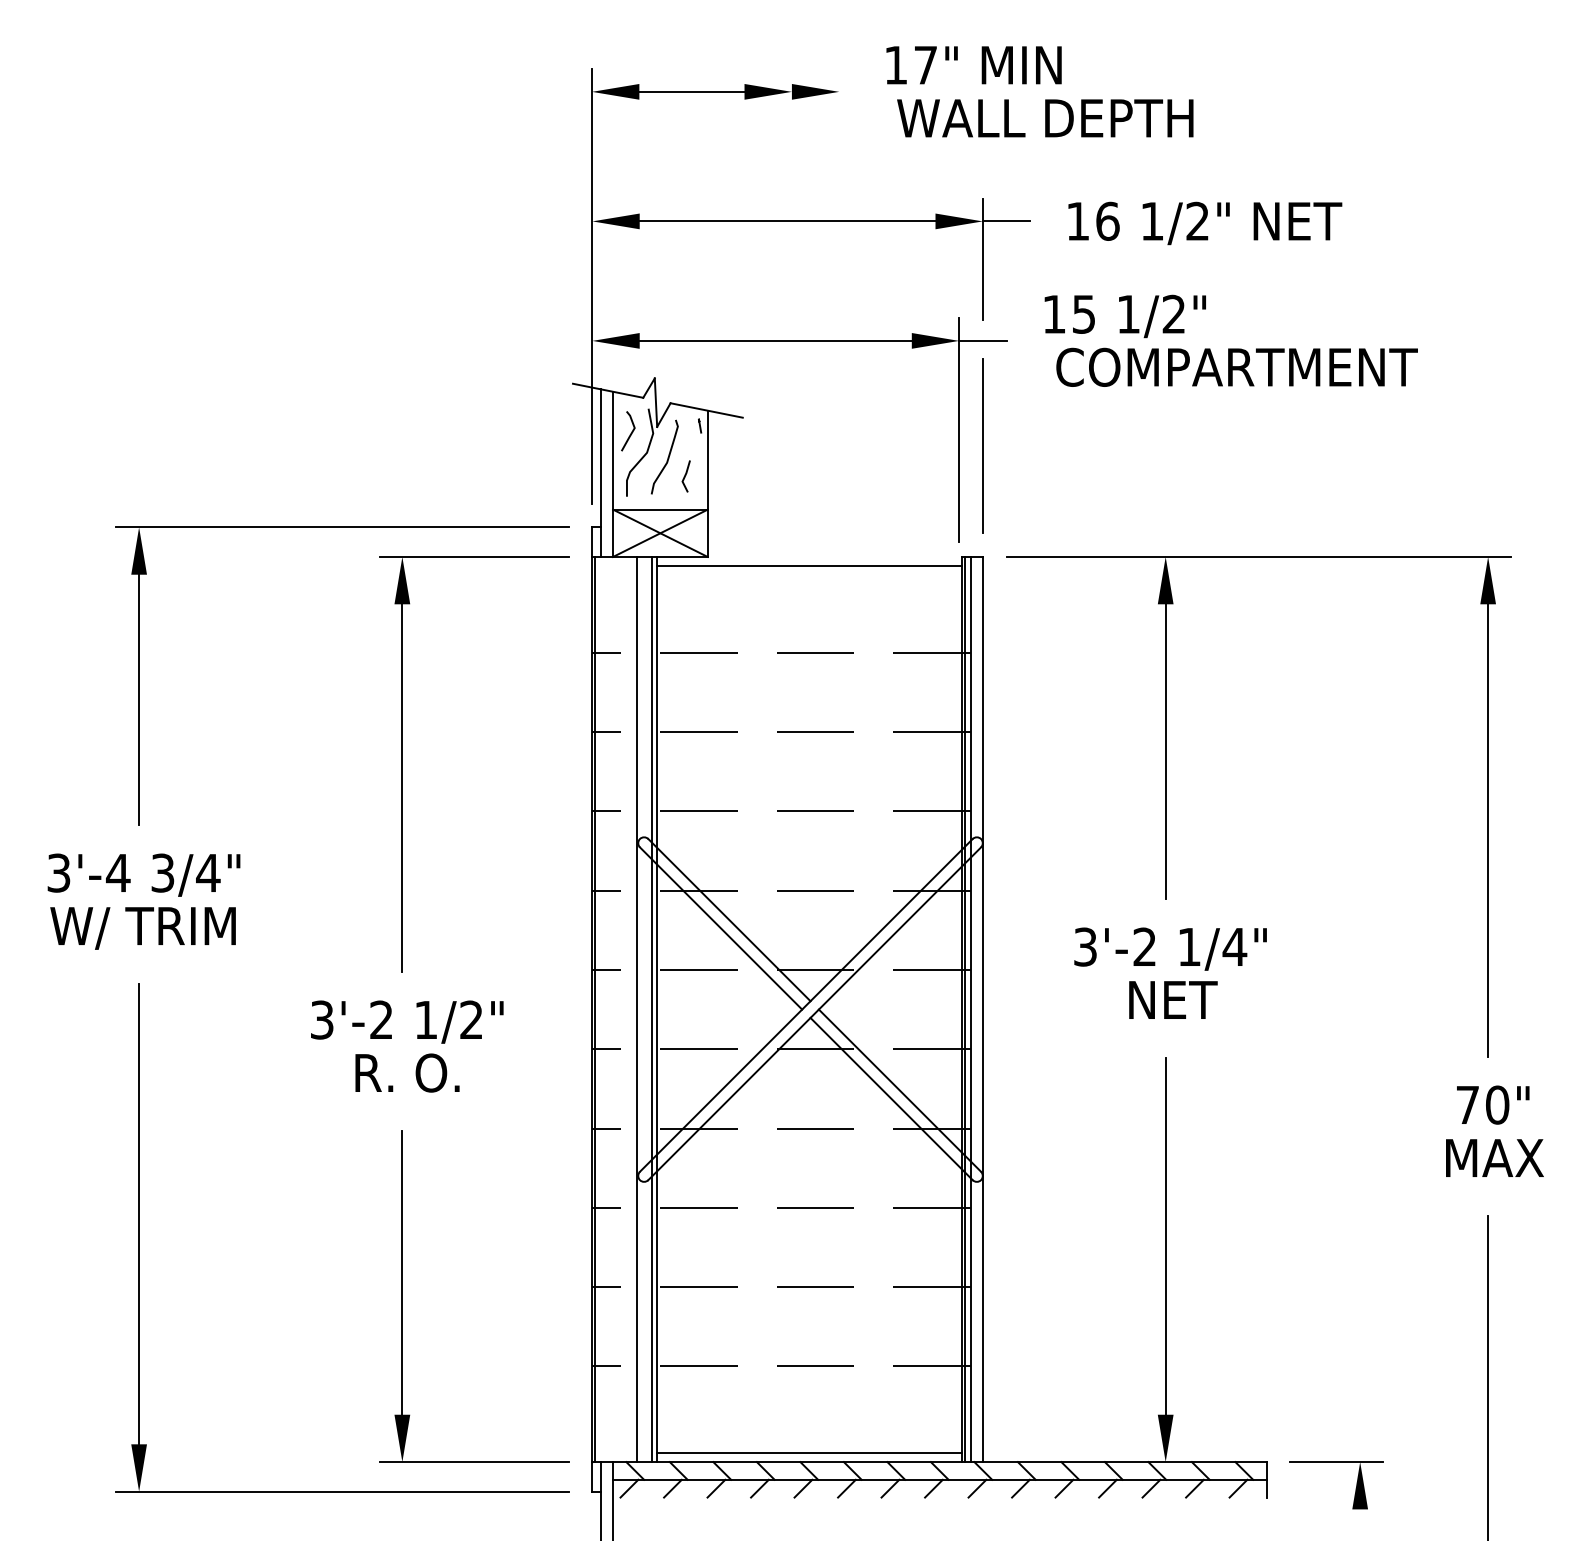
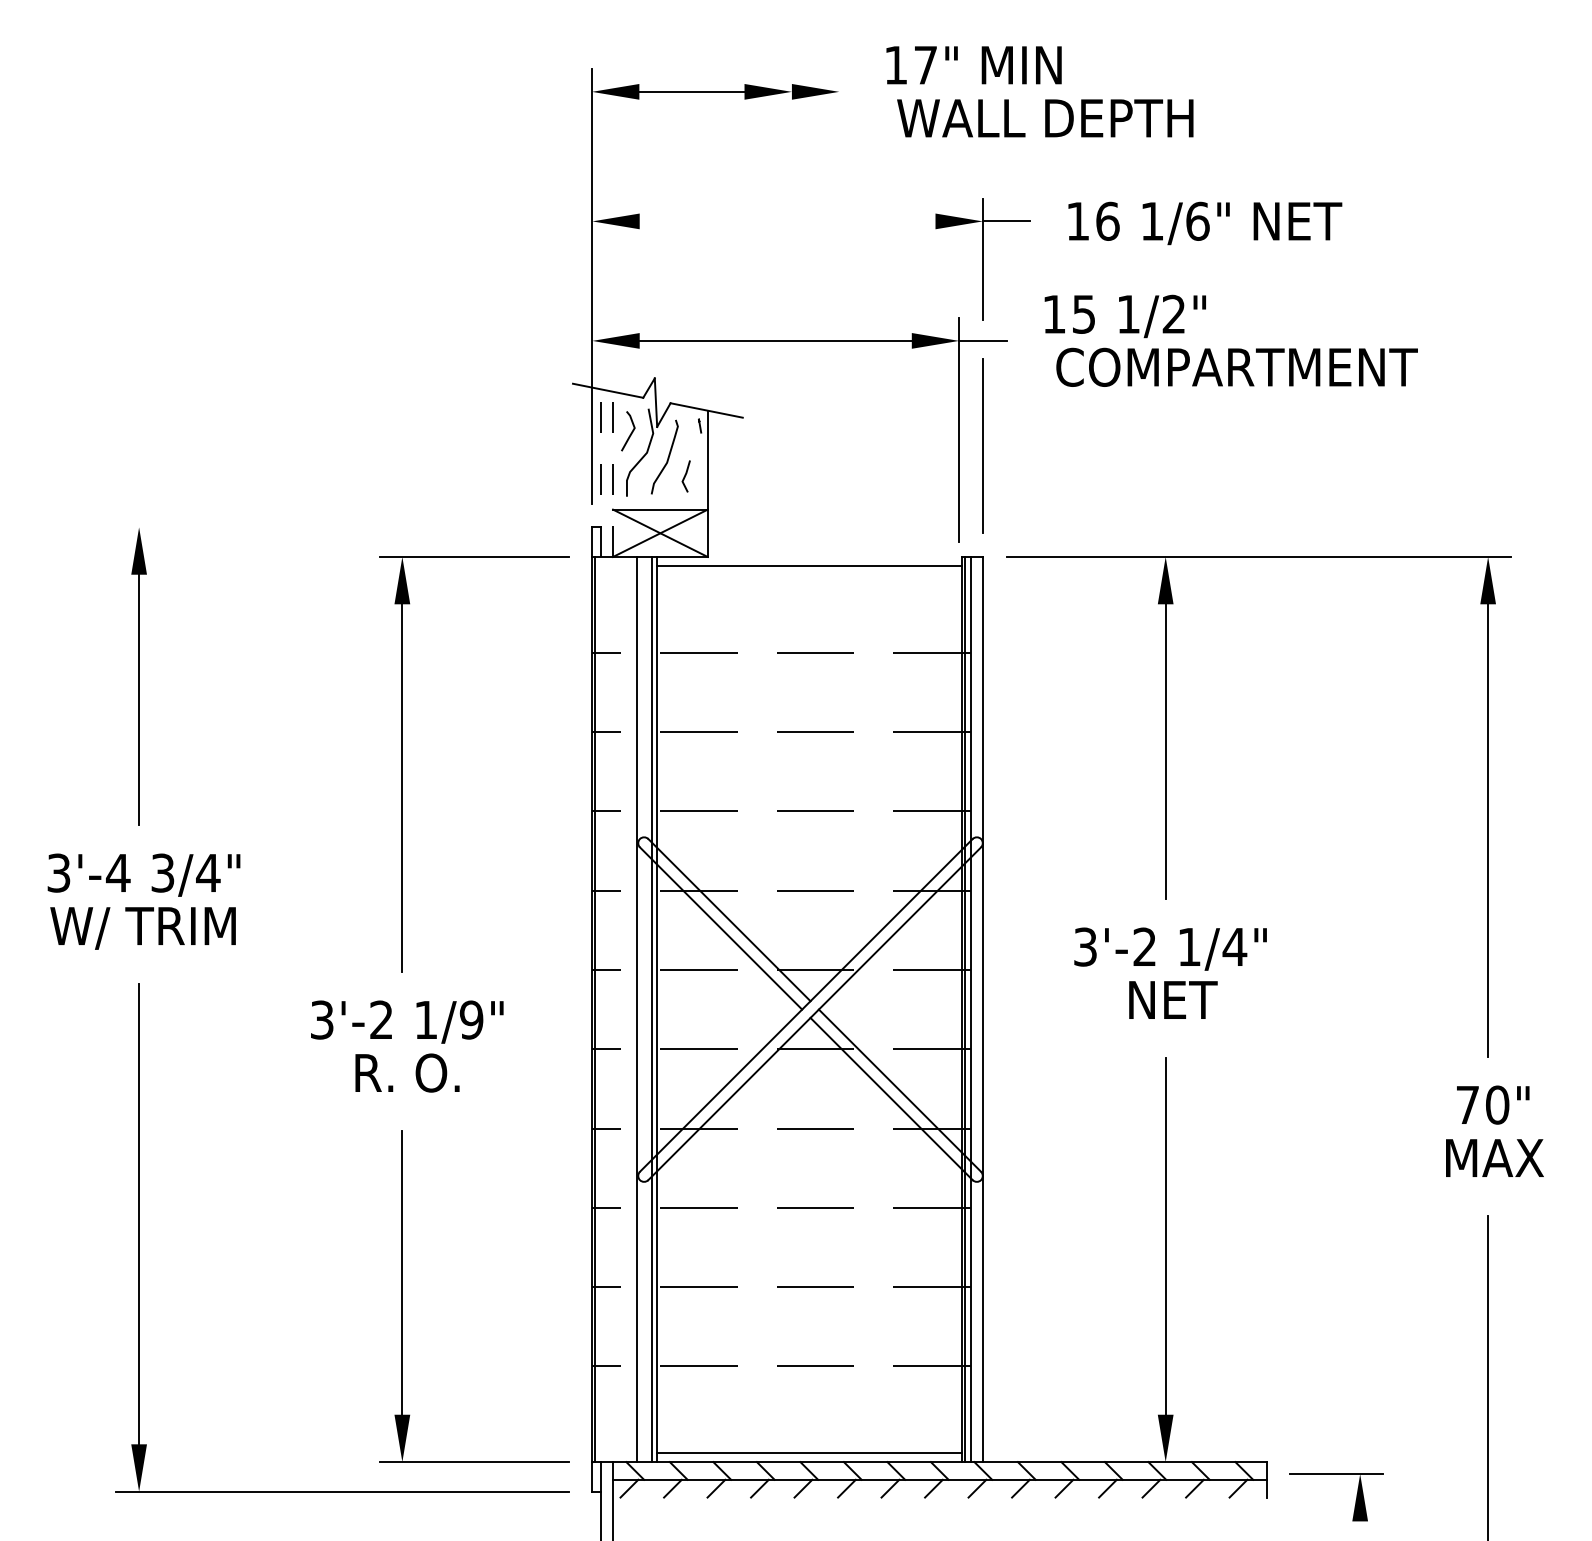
text: 1/2" -> 1/6" (1197, 220)
line: present -> none (787, 221)
line: solid -> dashed (601, 473)
line: solid -> dashed (613, 474)
line: present -> none (342, 527)
text: 1/2" -> 1/9" (471, 1019)
part position: (1355, 1488) -> (1355, 1500) (1355, 1500)
